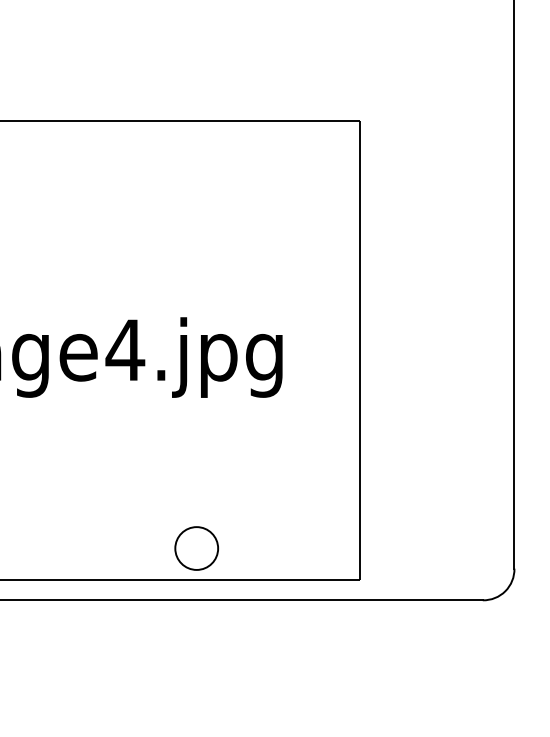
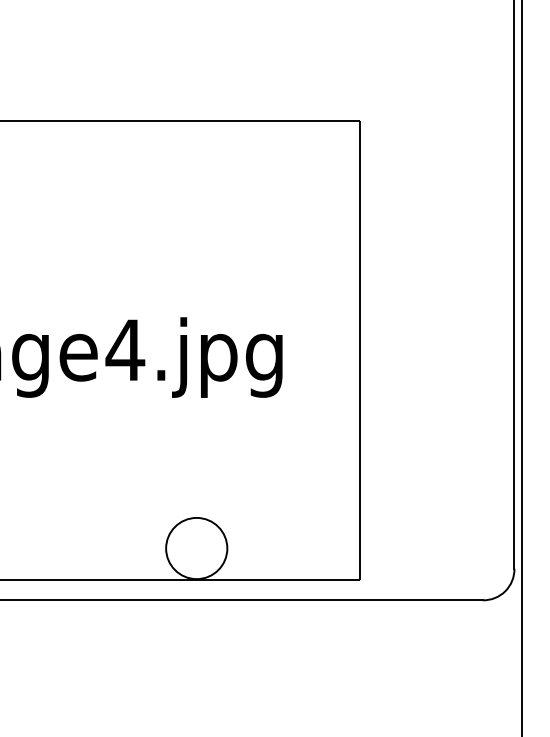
line: none -> present (521, 367)
circle diameter: 43 px -> 61 px (196, 548)
